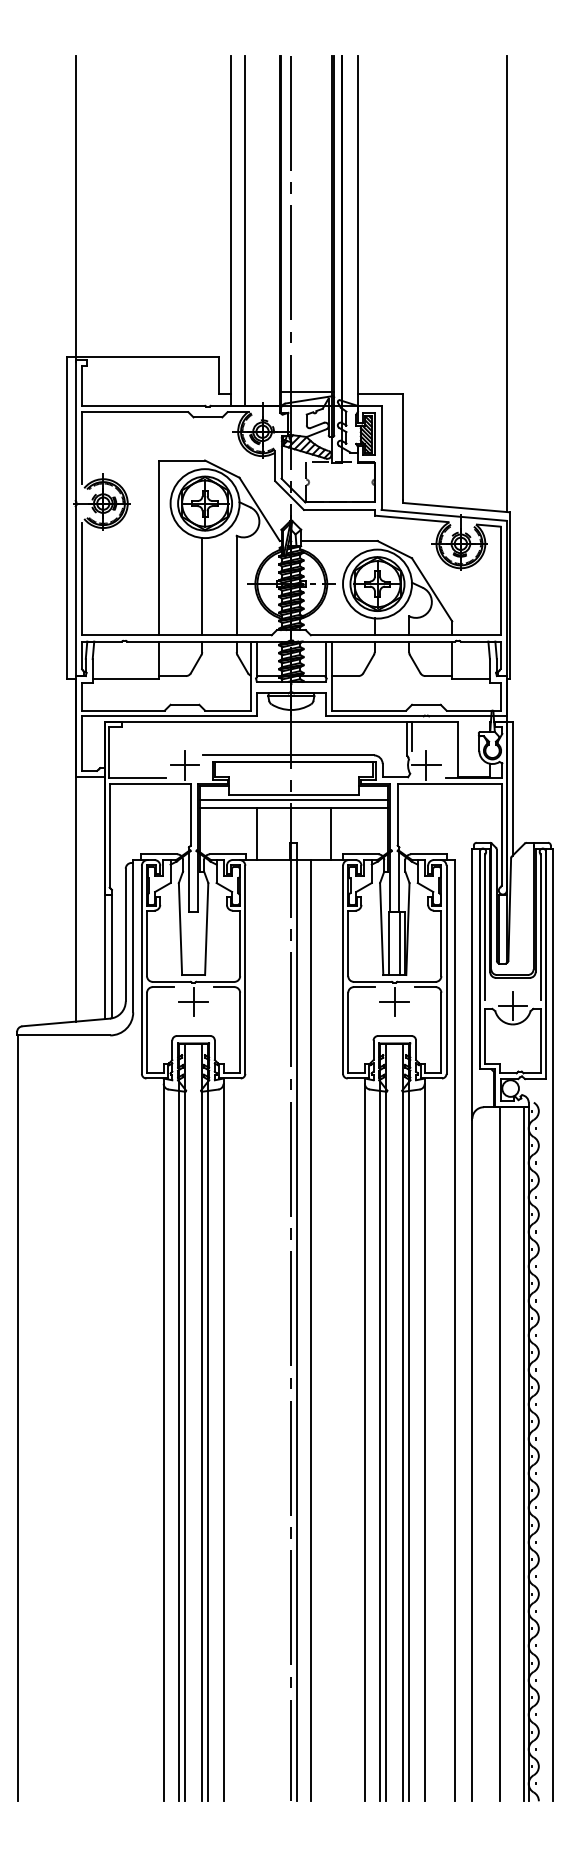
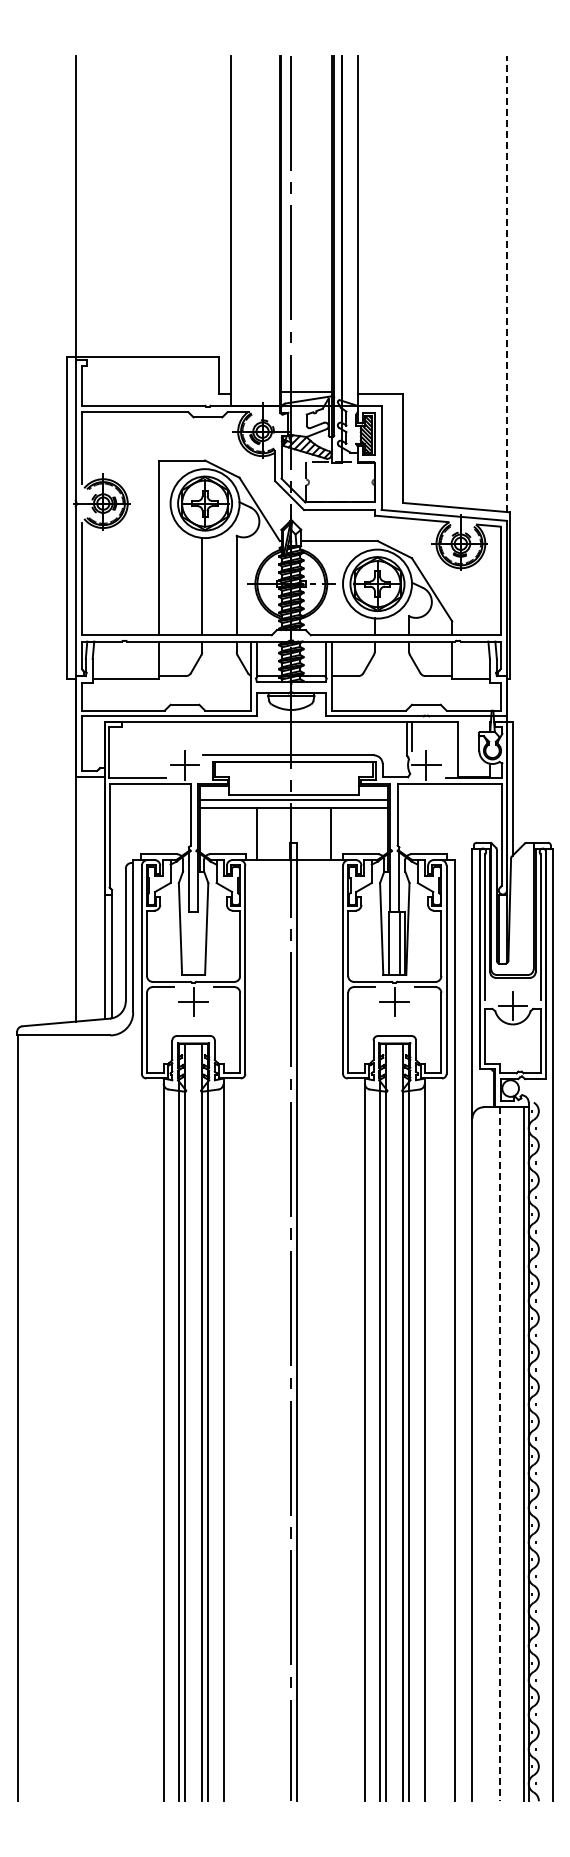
line: present -> none (245, 230)
line: solid -> dashed (506, 283)
line: present -> none (311, 1330)
line: solid -> dashed (500, 1454)
